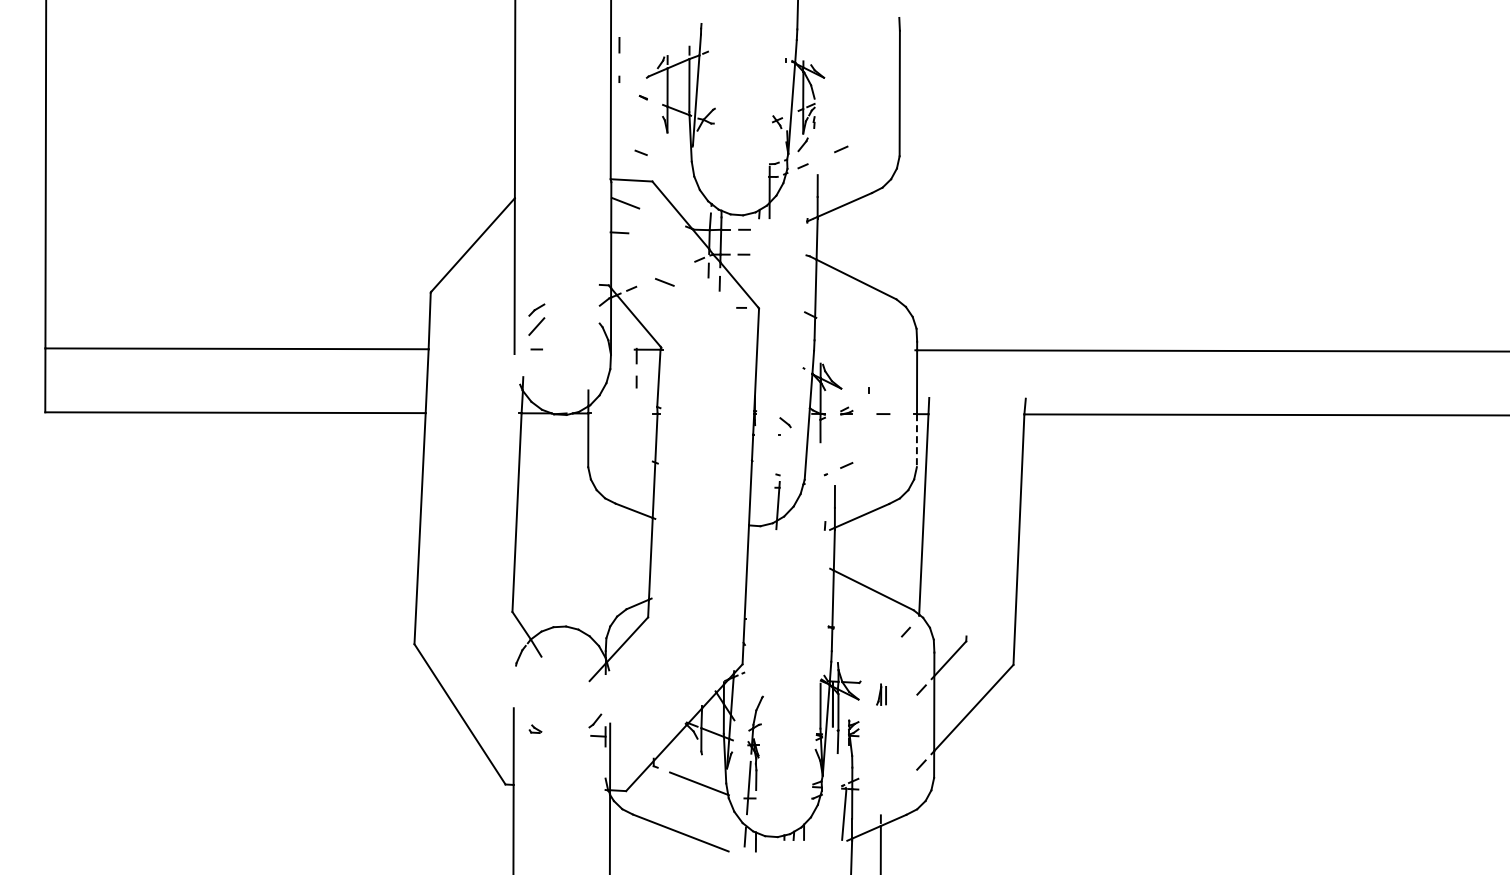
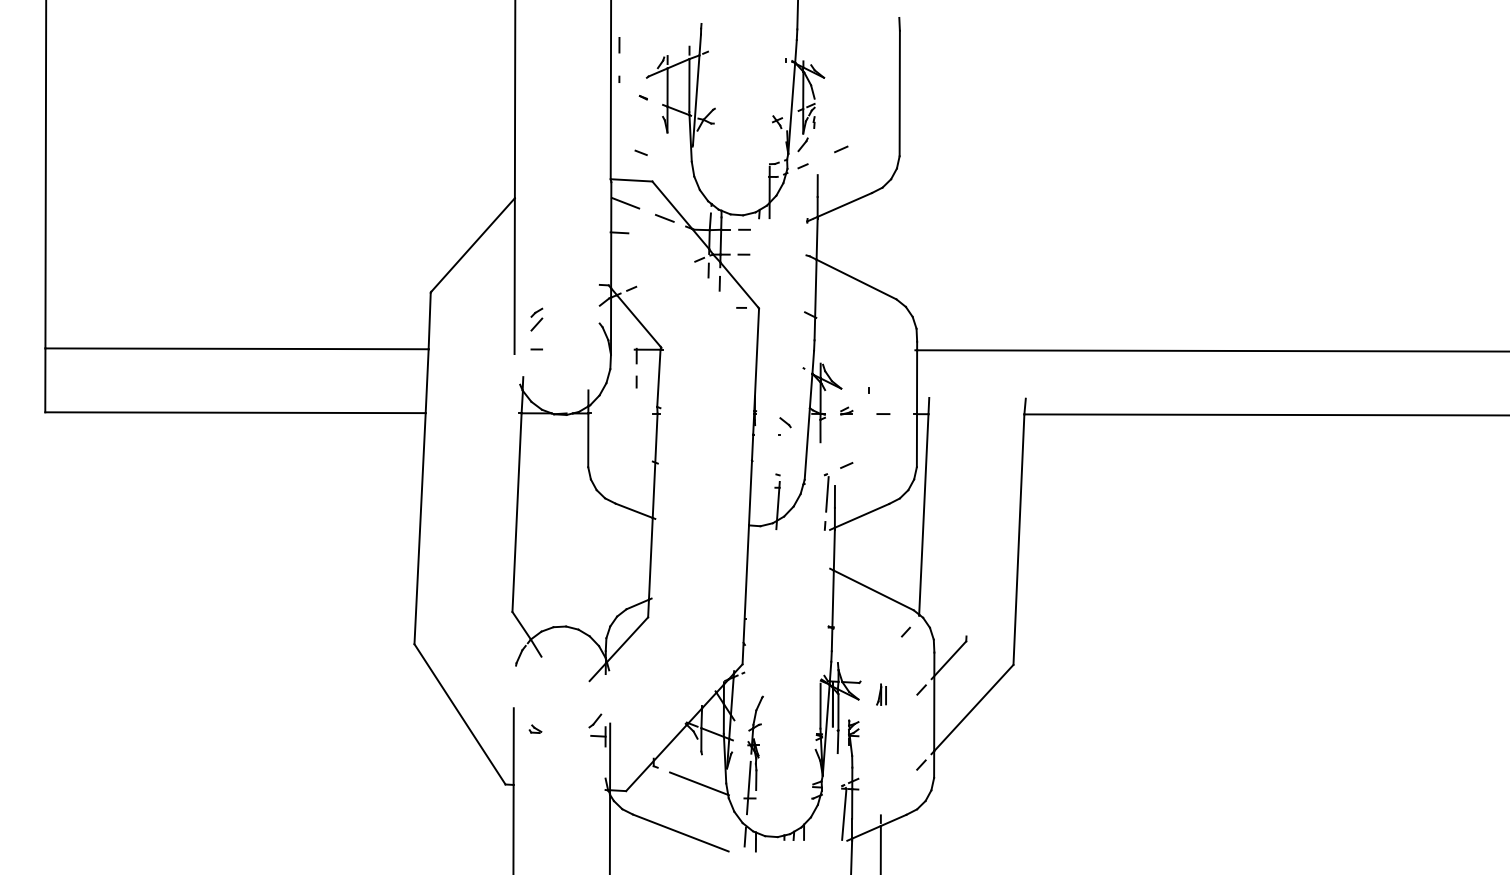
line position: (664, 282) -> (664, 218) (664, 218)
part size: 18x33 px -> 14x25 px (536, 319)
line: dashed -> solid (916, 441)
line: none -> present (827, 494)
